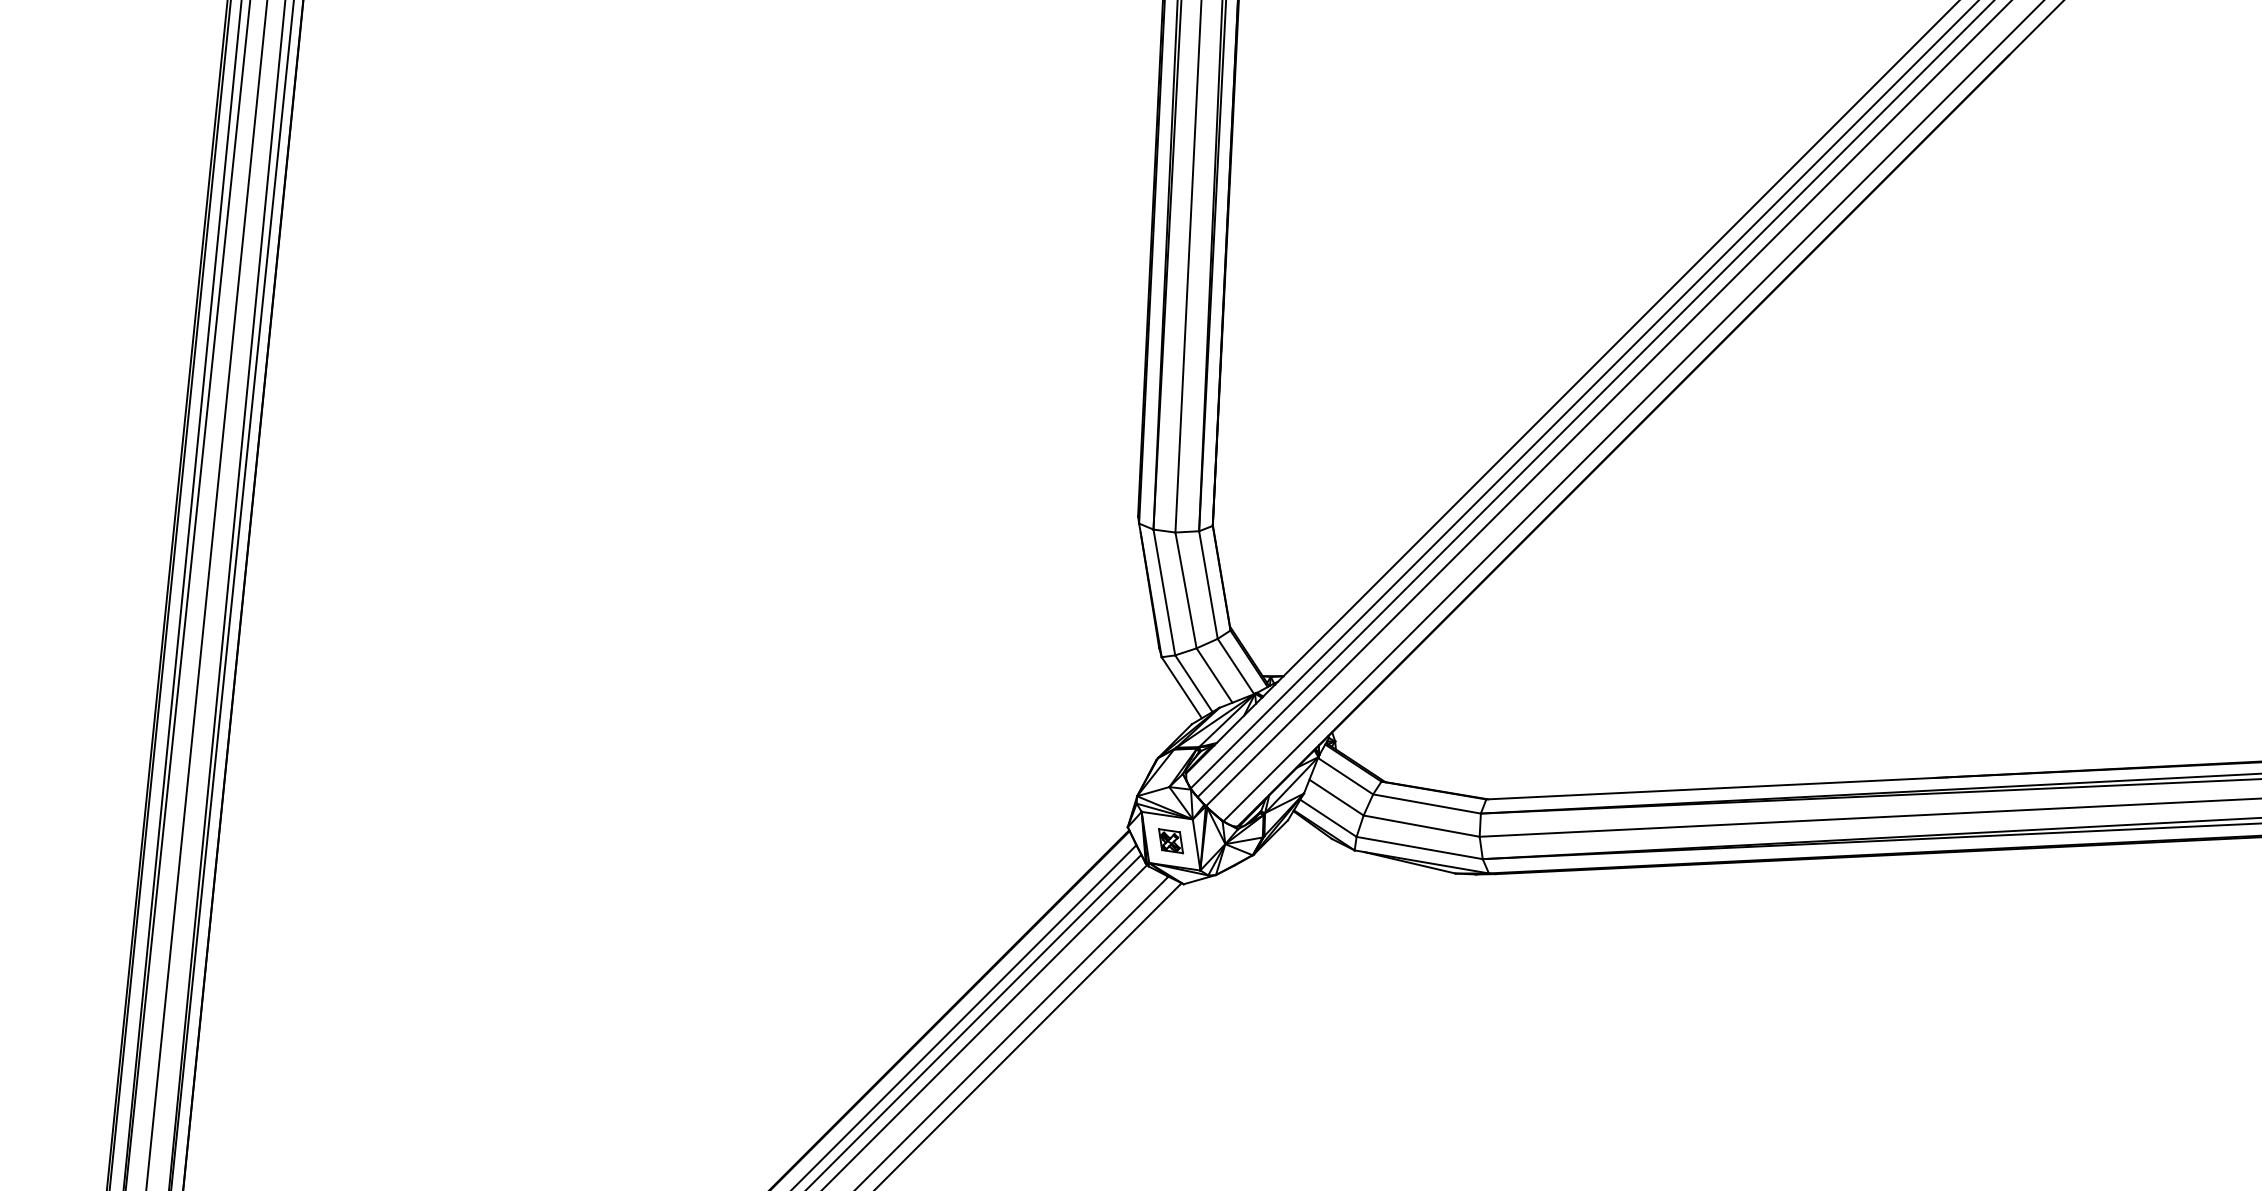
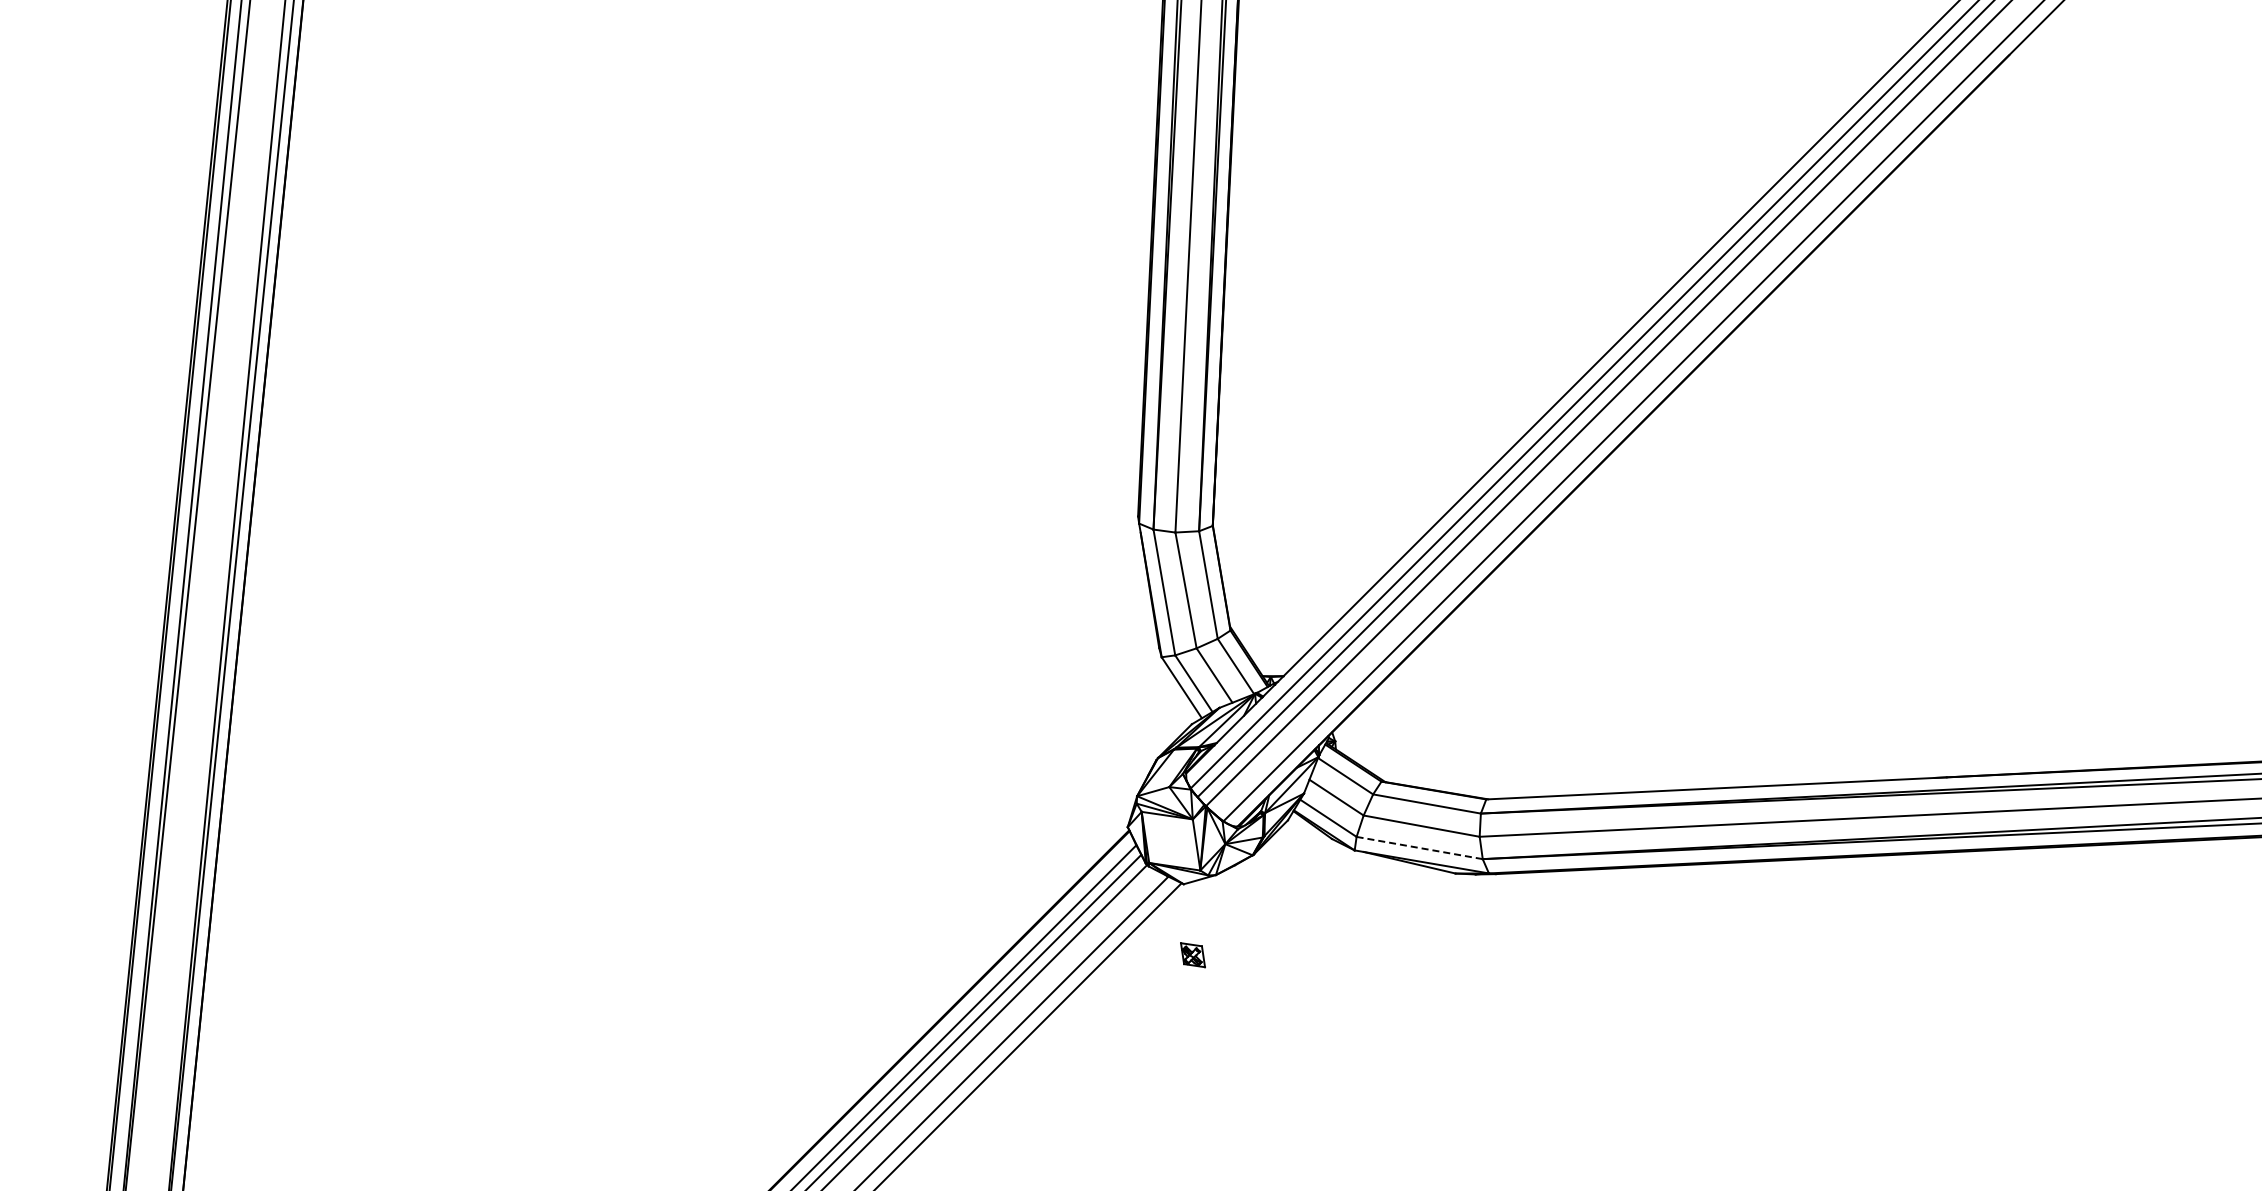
line: present -> none (206, 594)
part position: (1170, 841) -> (1192, 955) (1192, 955)
line: solid -> dashed (1420, 848)
